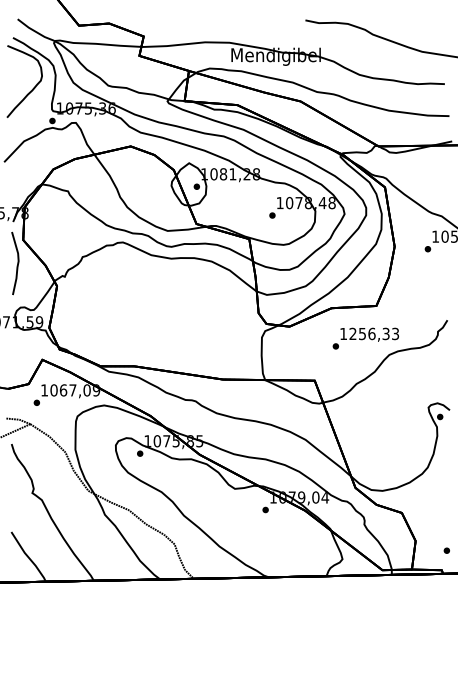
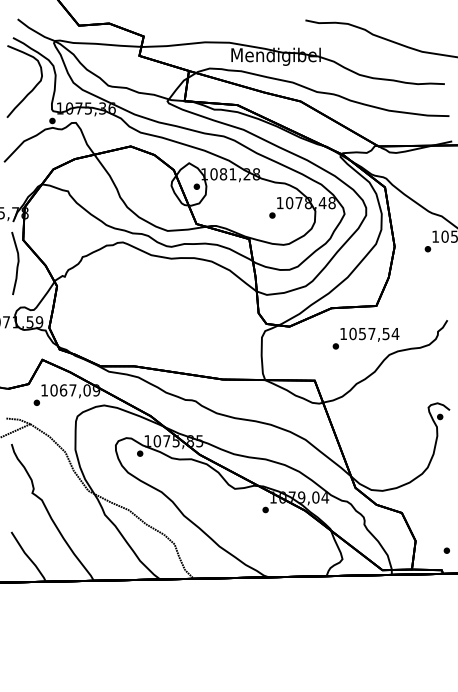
text: 1256,33 -> 1057,54 (374, 333)
